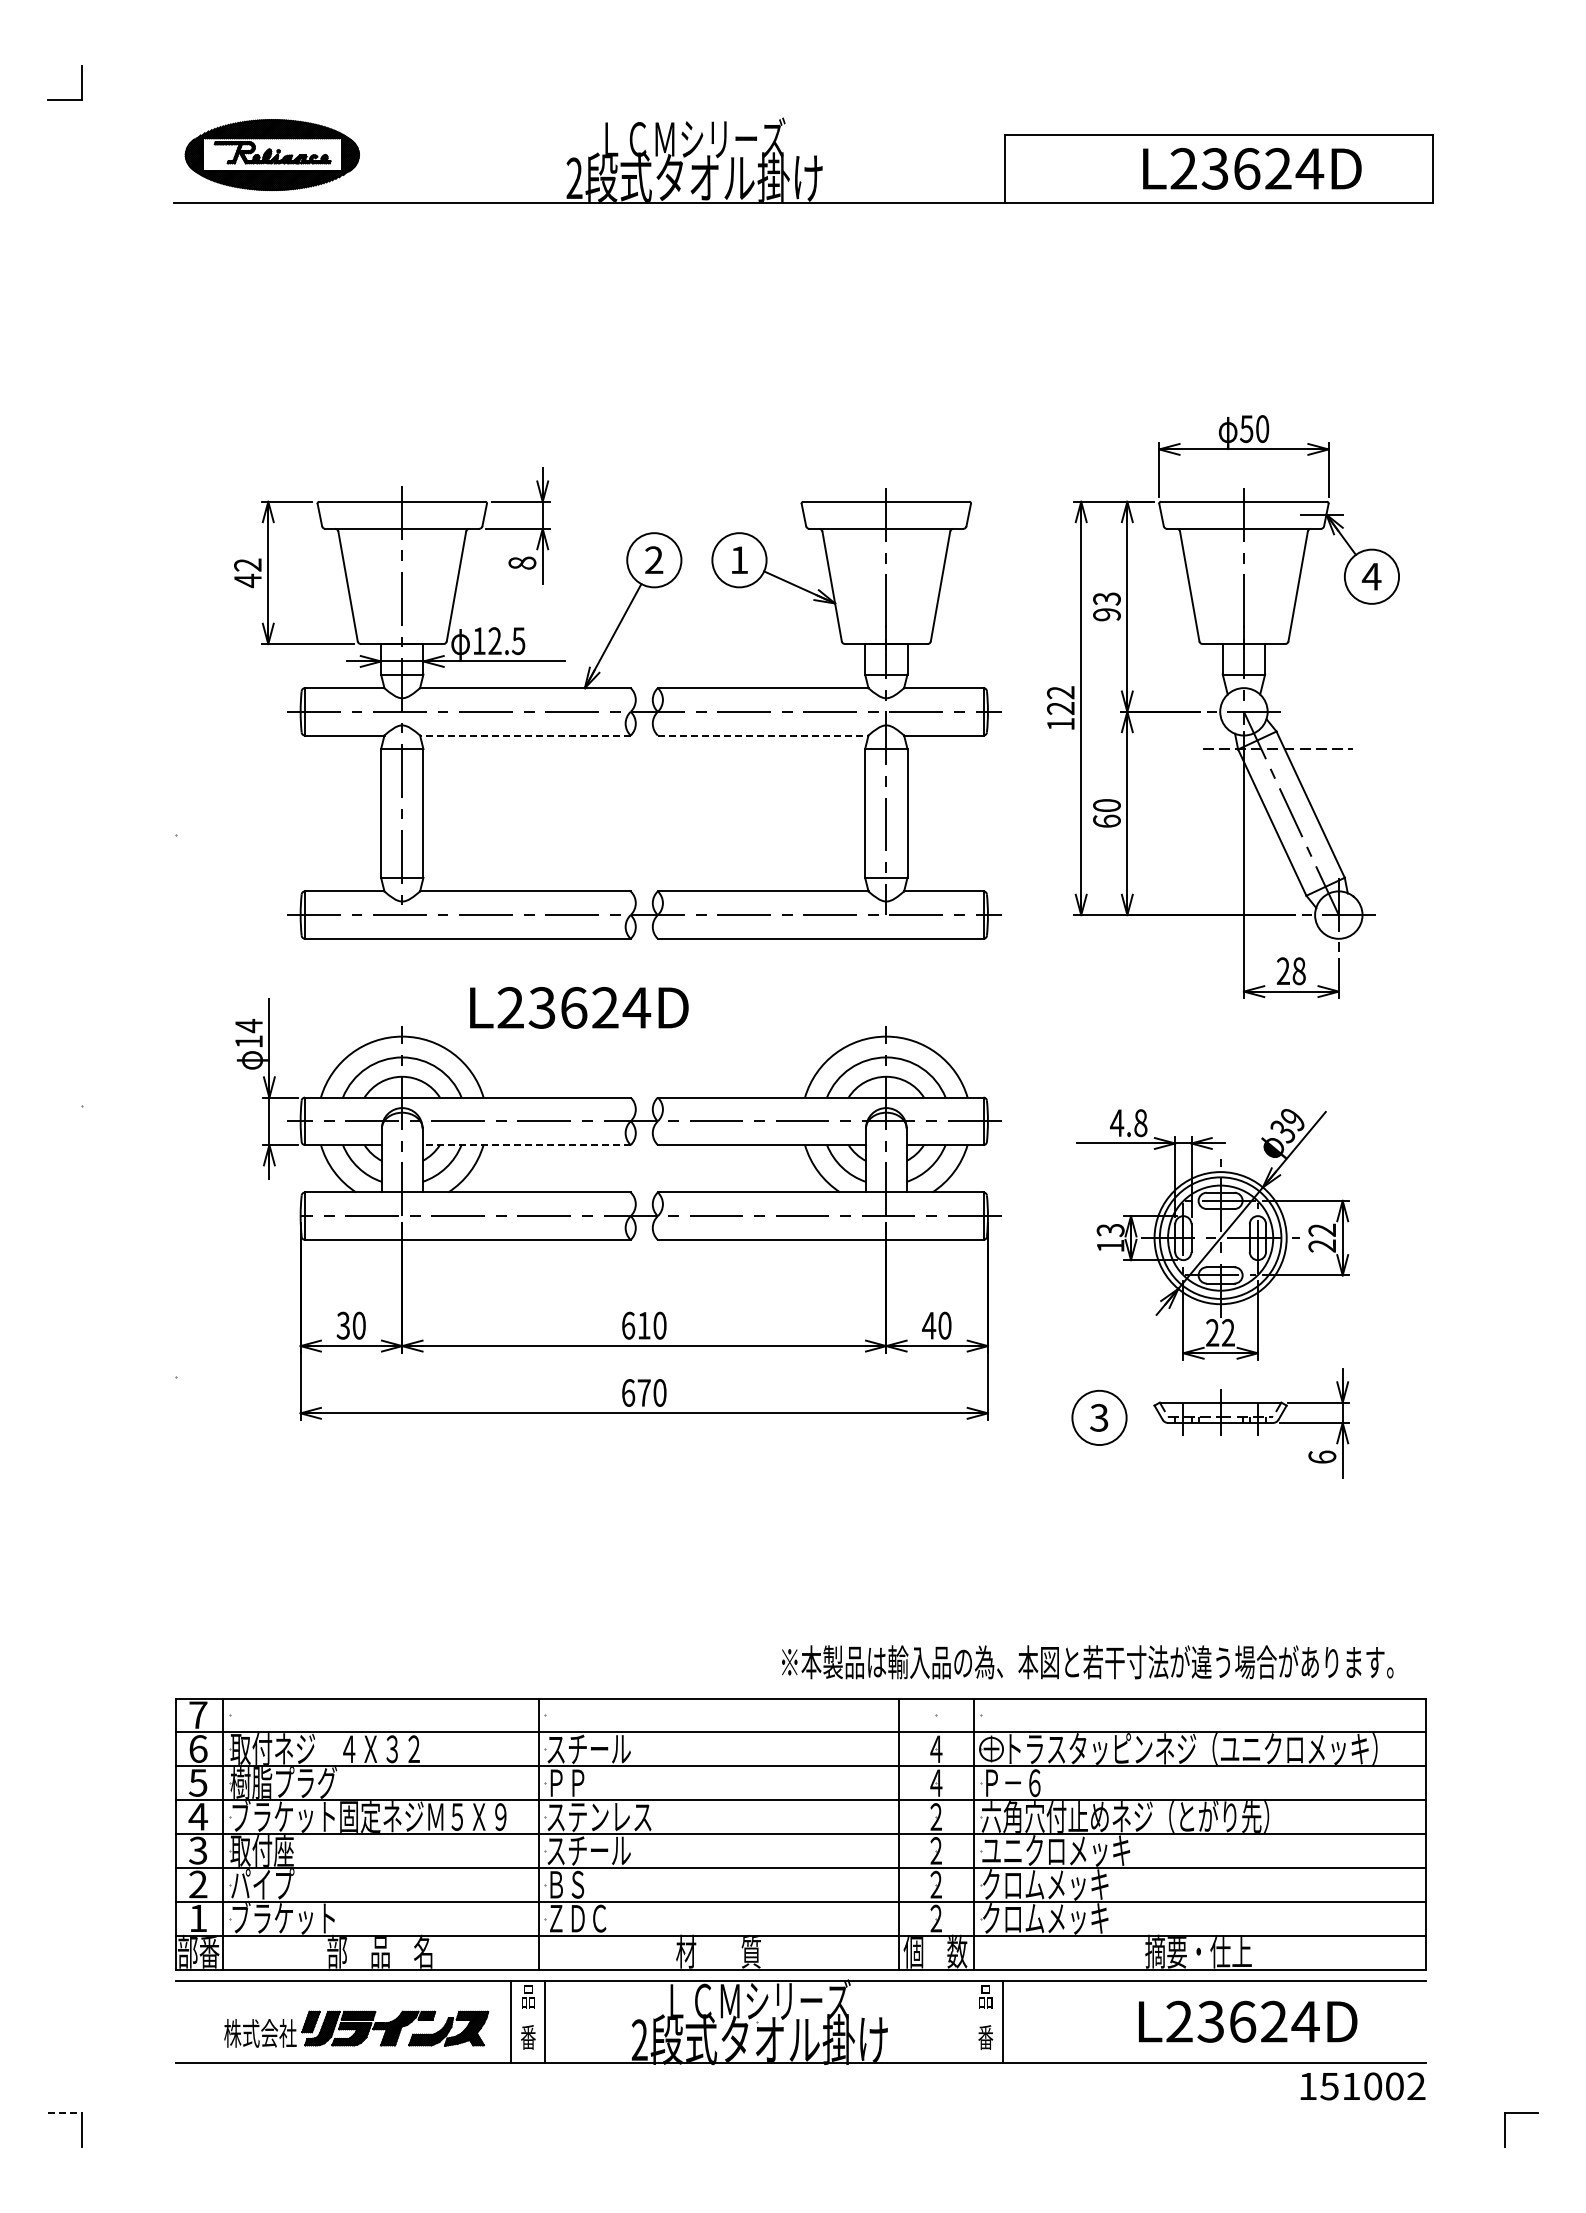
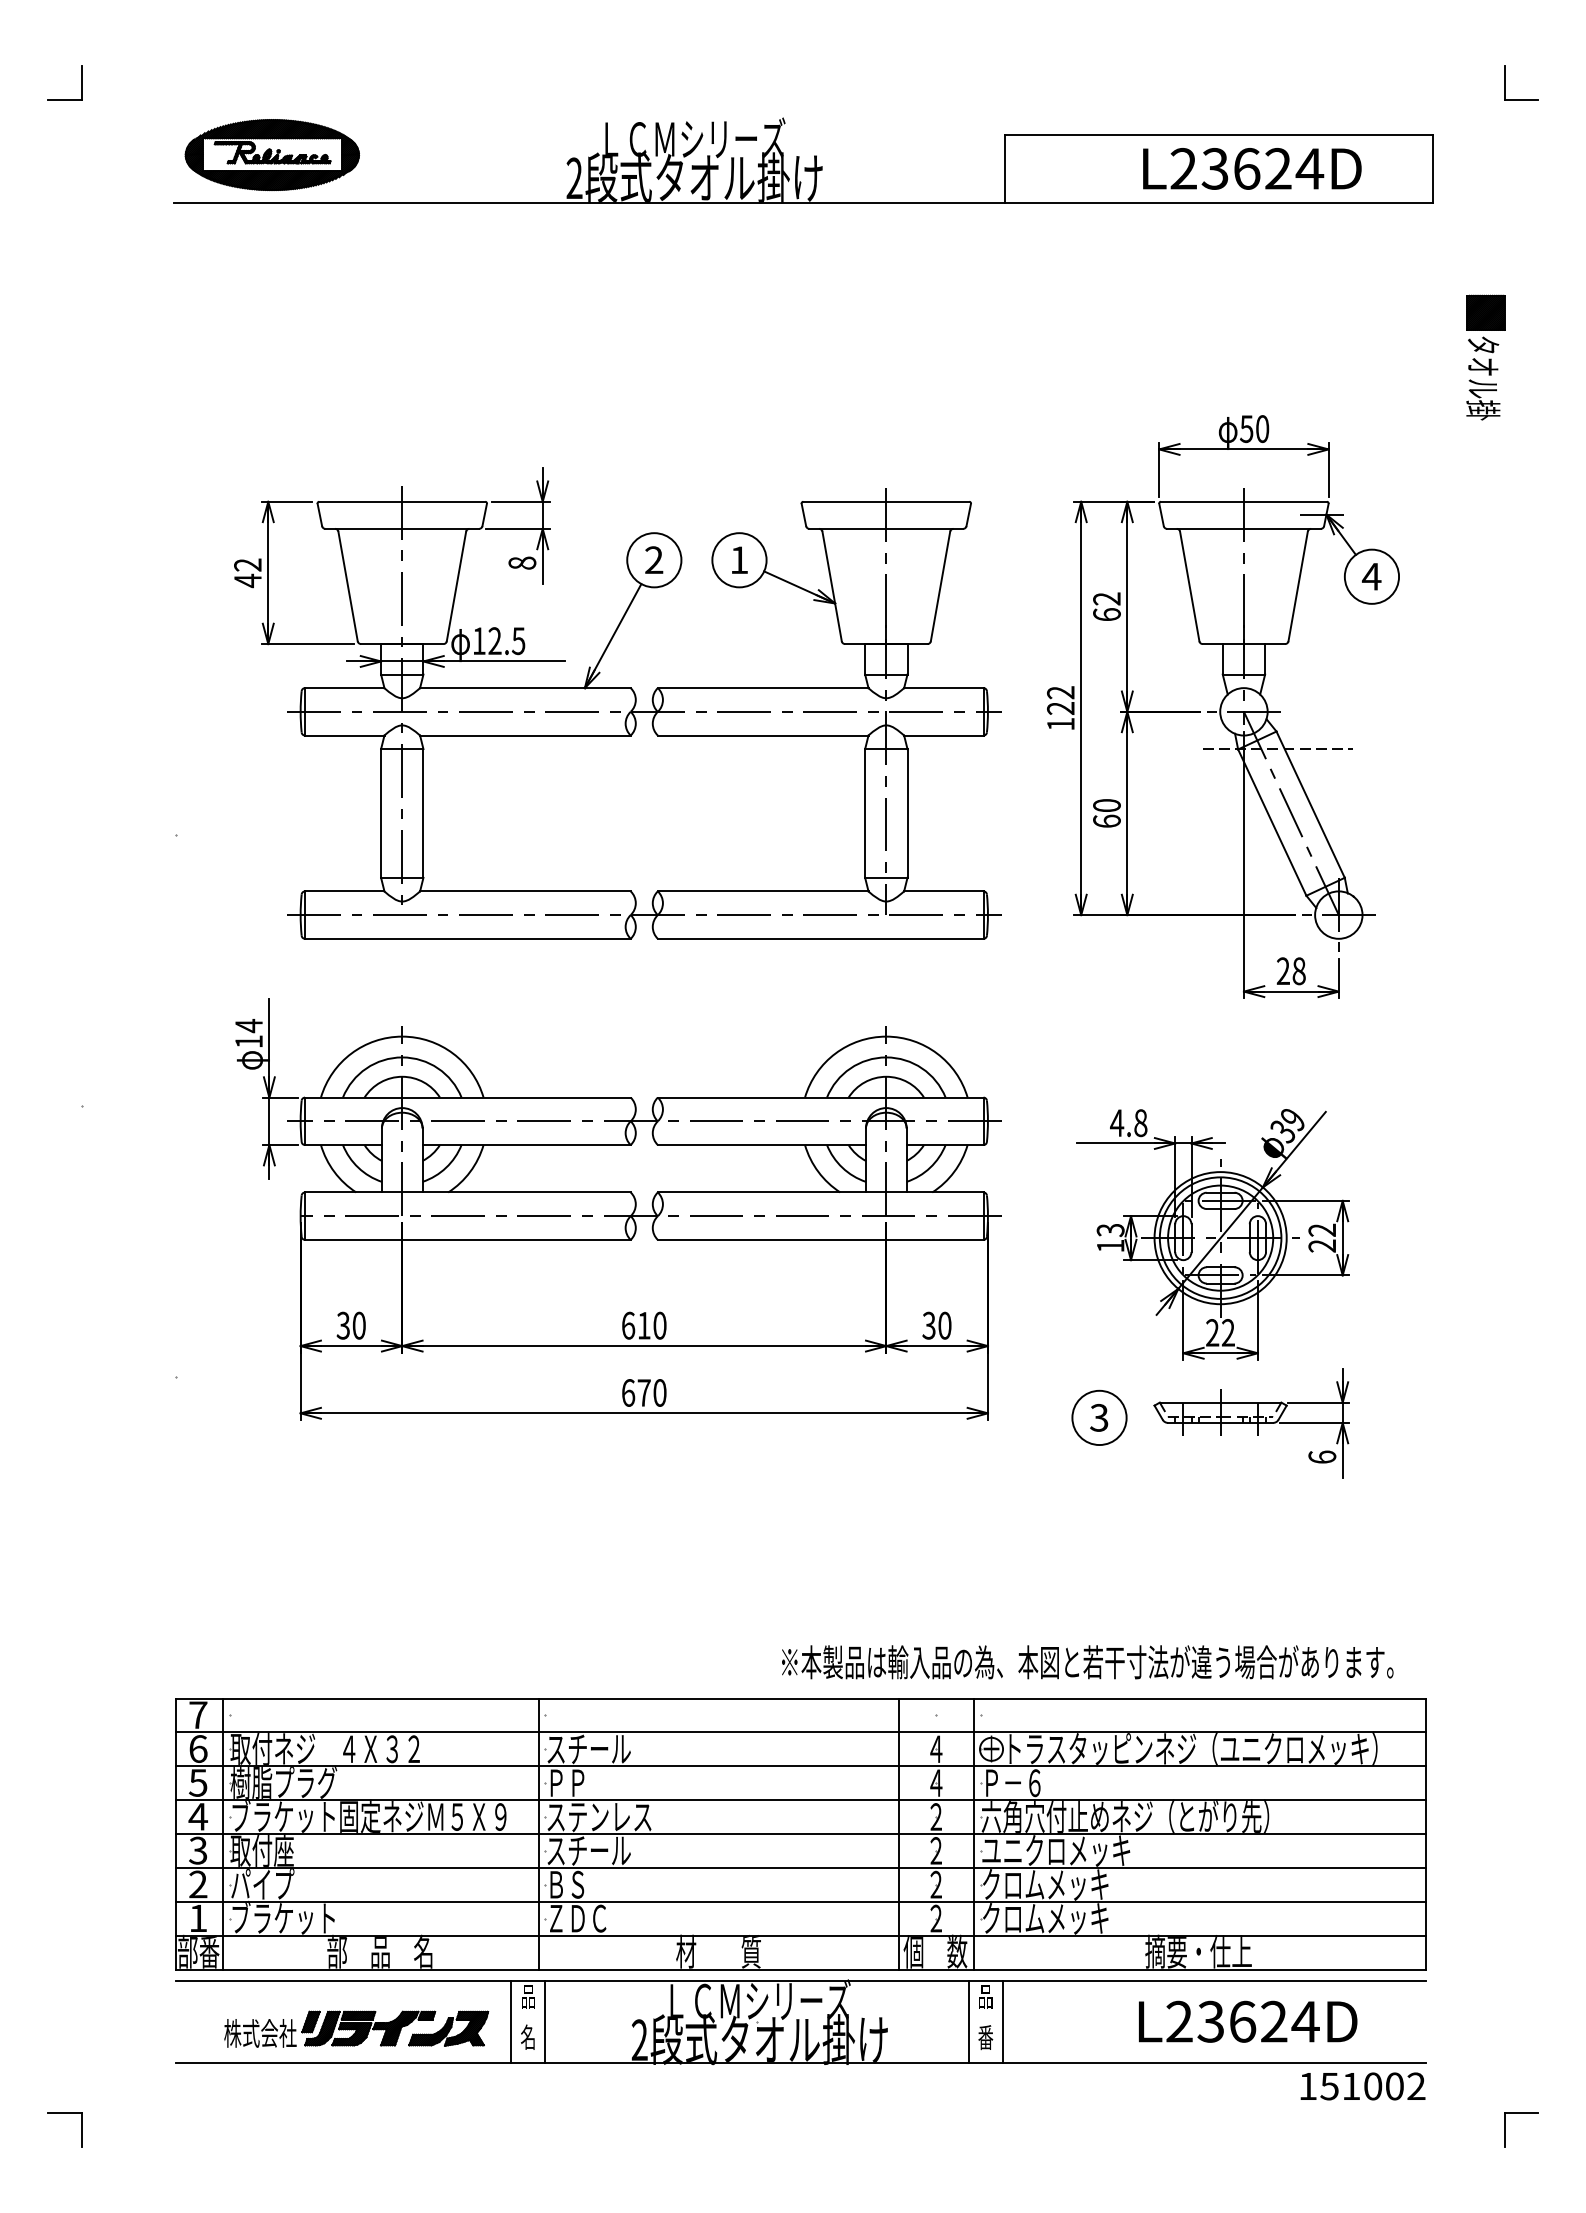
part: none -> present (1505, 82)
part: none -> present (1485, 357)
text: 93 -> 62 (1106, 606)
line: dashed -> solid (524, 735)
line: dashed -> solid (763, 735)
part: present -> none (579, 1007)
line: dashed -> solid (526, 1145)
text: 40 -> 30 (929, 1325)
line: none -> present (969, 2021)
text: 番 -> 名 (528, 2036)
line: dashed -> solid (65, 2112)
